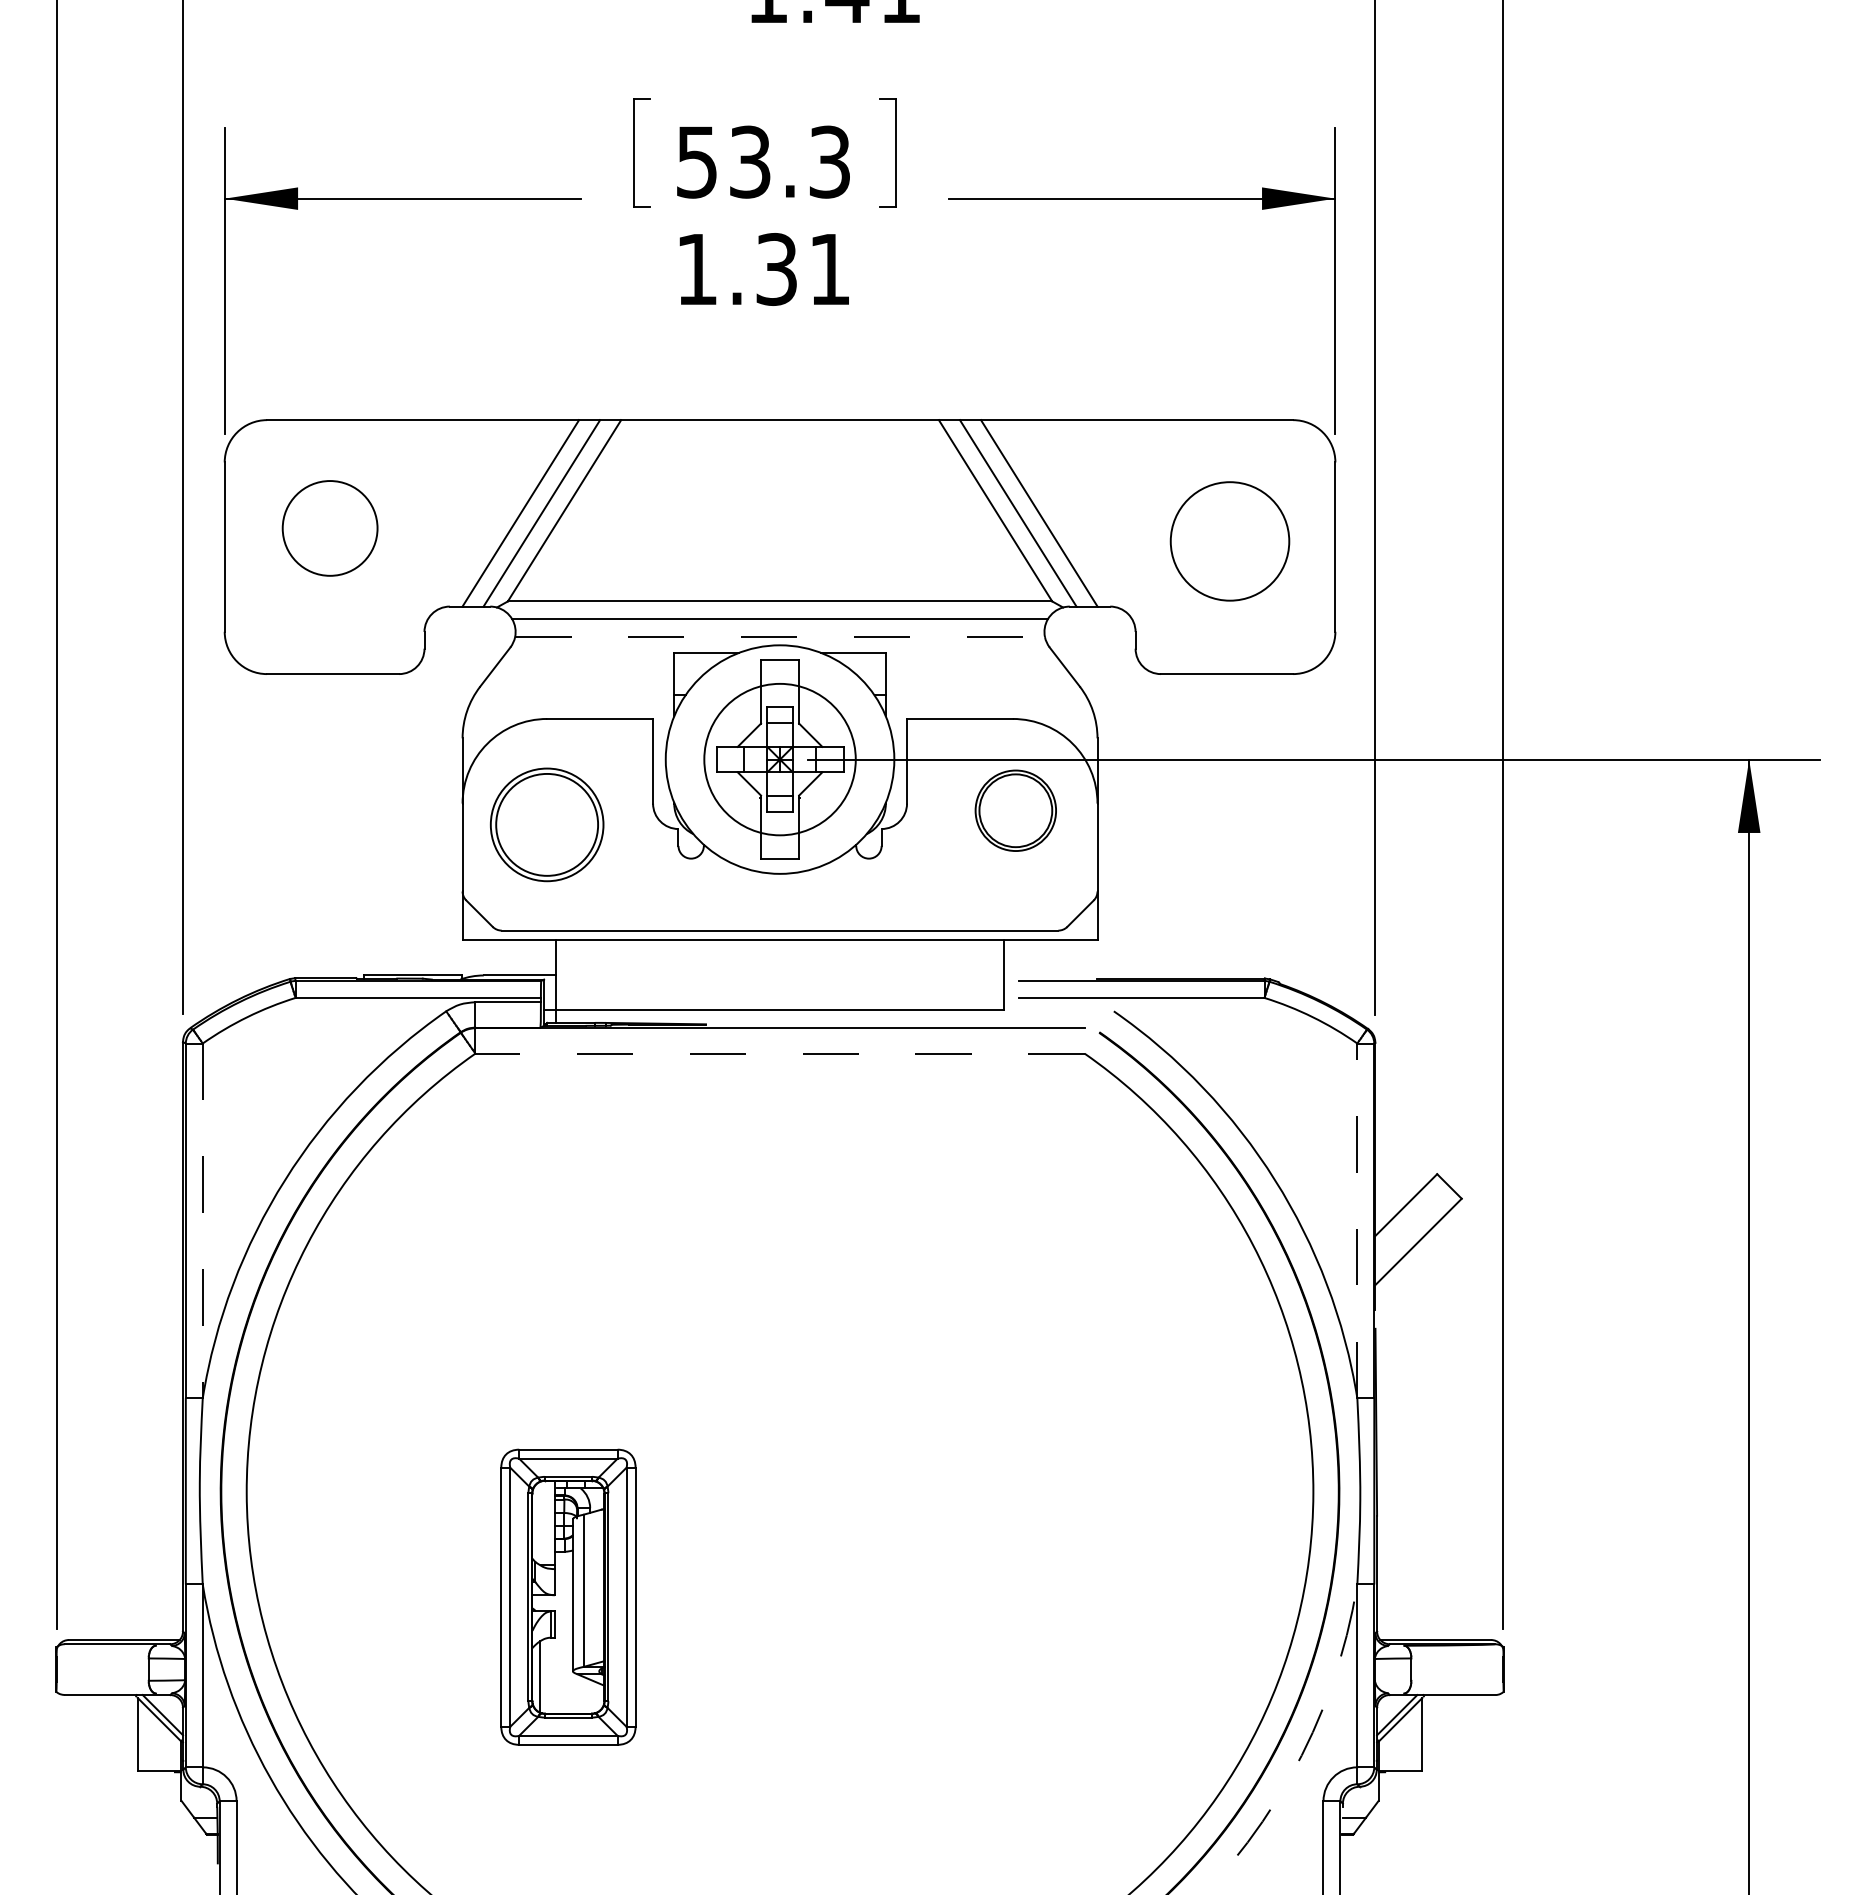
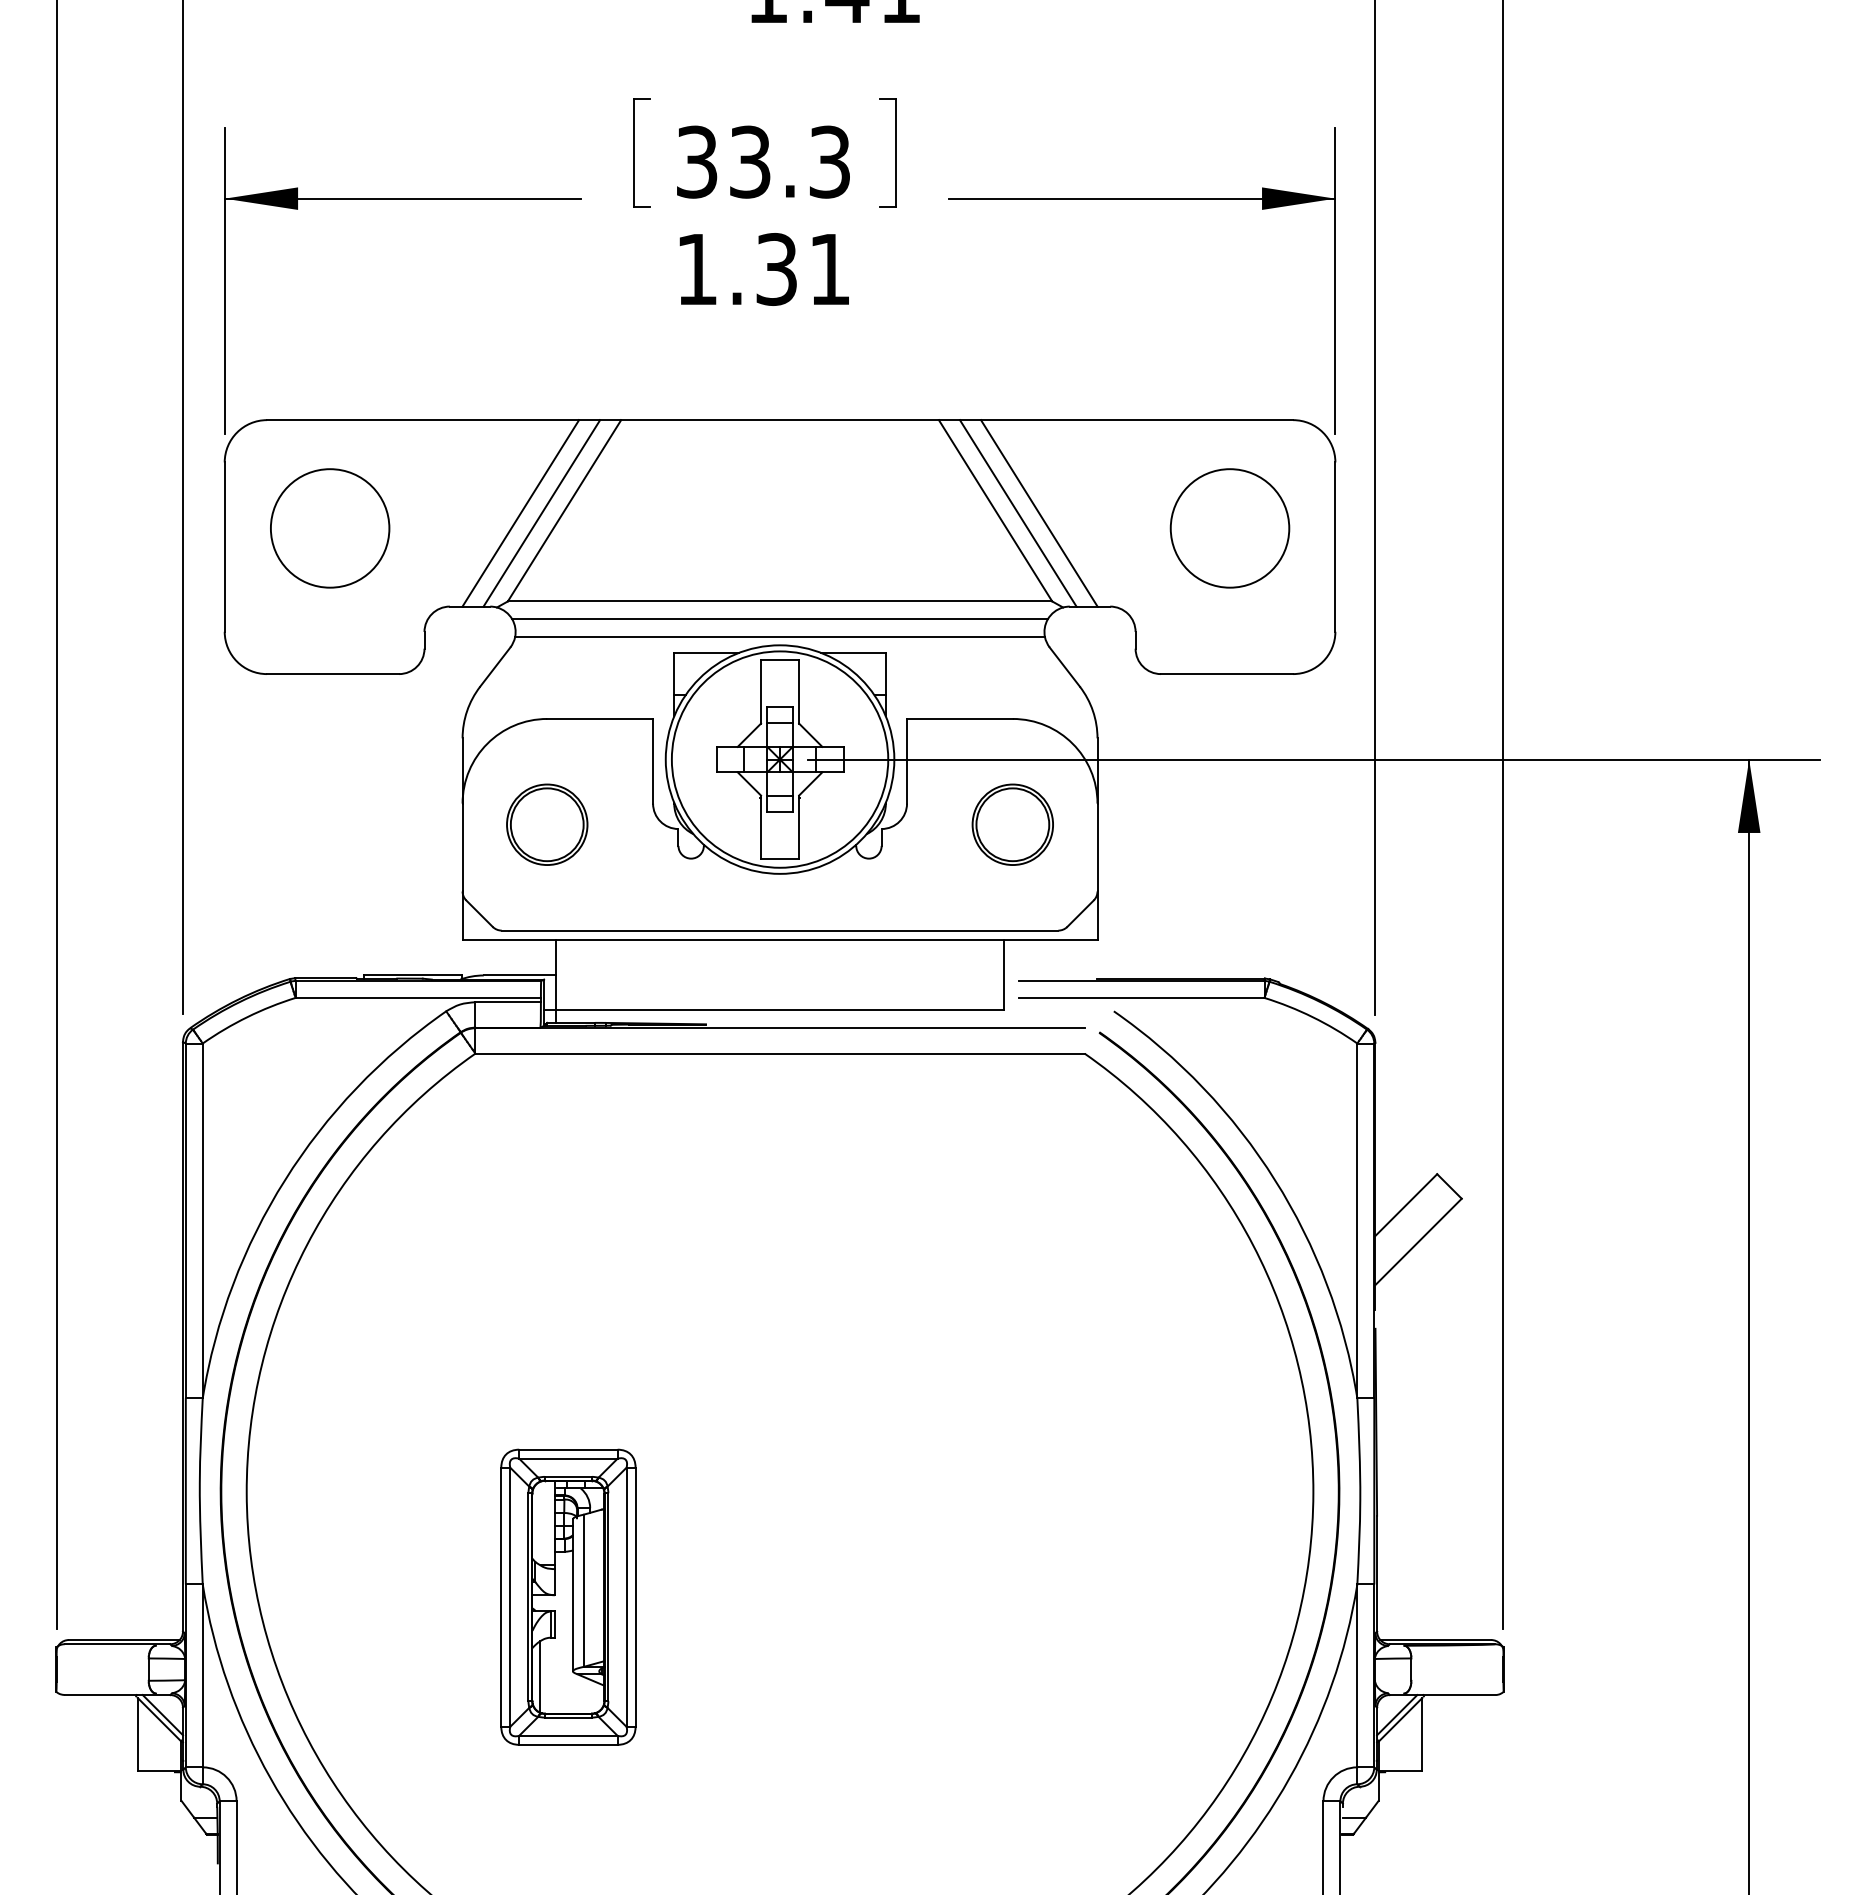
text: 53.3 -> 33.3 (697, 161)
circle diameter: 95 px -> 119 px (329, 528)
circle position: (1229, 541) -> (1229, 528) (1229, 528)
line: dashed -> solid (780, 637)
circle diameter: 151 px -> 216 px (779, 759)
part position: (1015, 810) -> (1012, 824) (1012, 824)
part size: 116x116 px -> 83x83 px (547, 824)
line: dashed -> solid (780, 1053)
line: dashed -> solid (1357, 1220)
line: dashed -> solid (202, 1221)
arc: dashed -> solid (1303, 1751)
